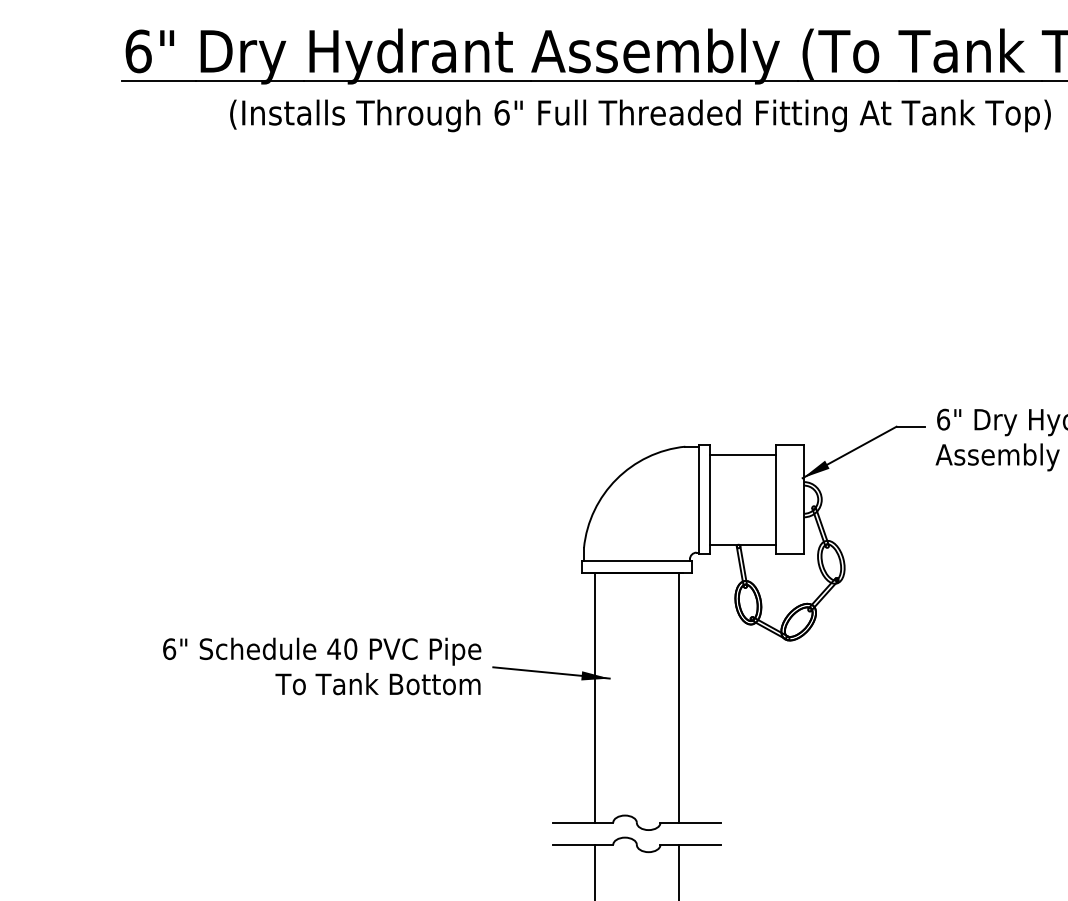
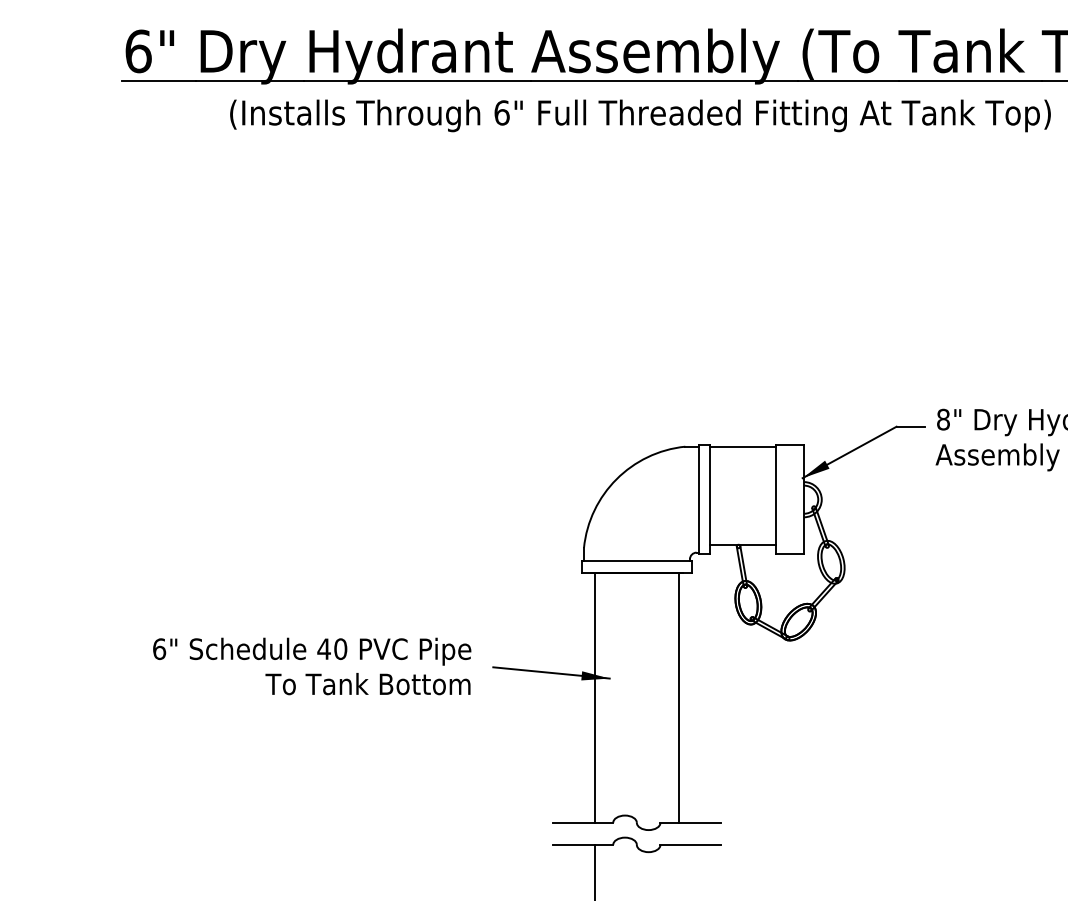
text: 6" -> 8" (943, 419)
line position: (743, 454) -> (743, 446) (743, 446)
text position: (322, 666) -> (312, 666) (312, 666)
line: present -> none (679, 870)
